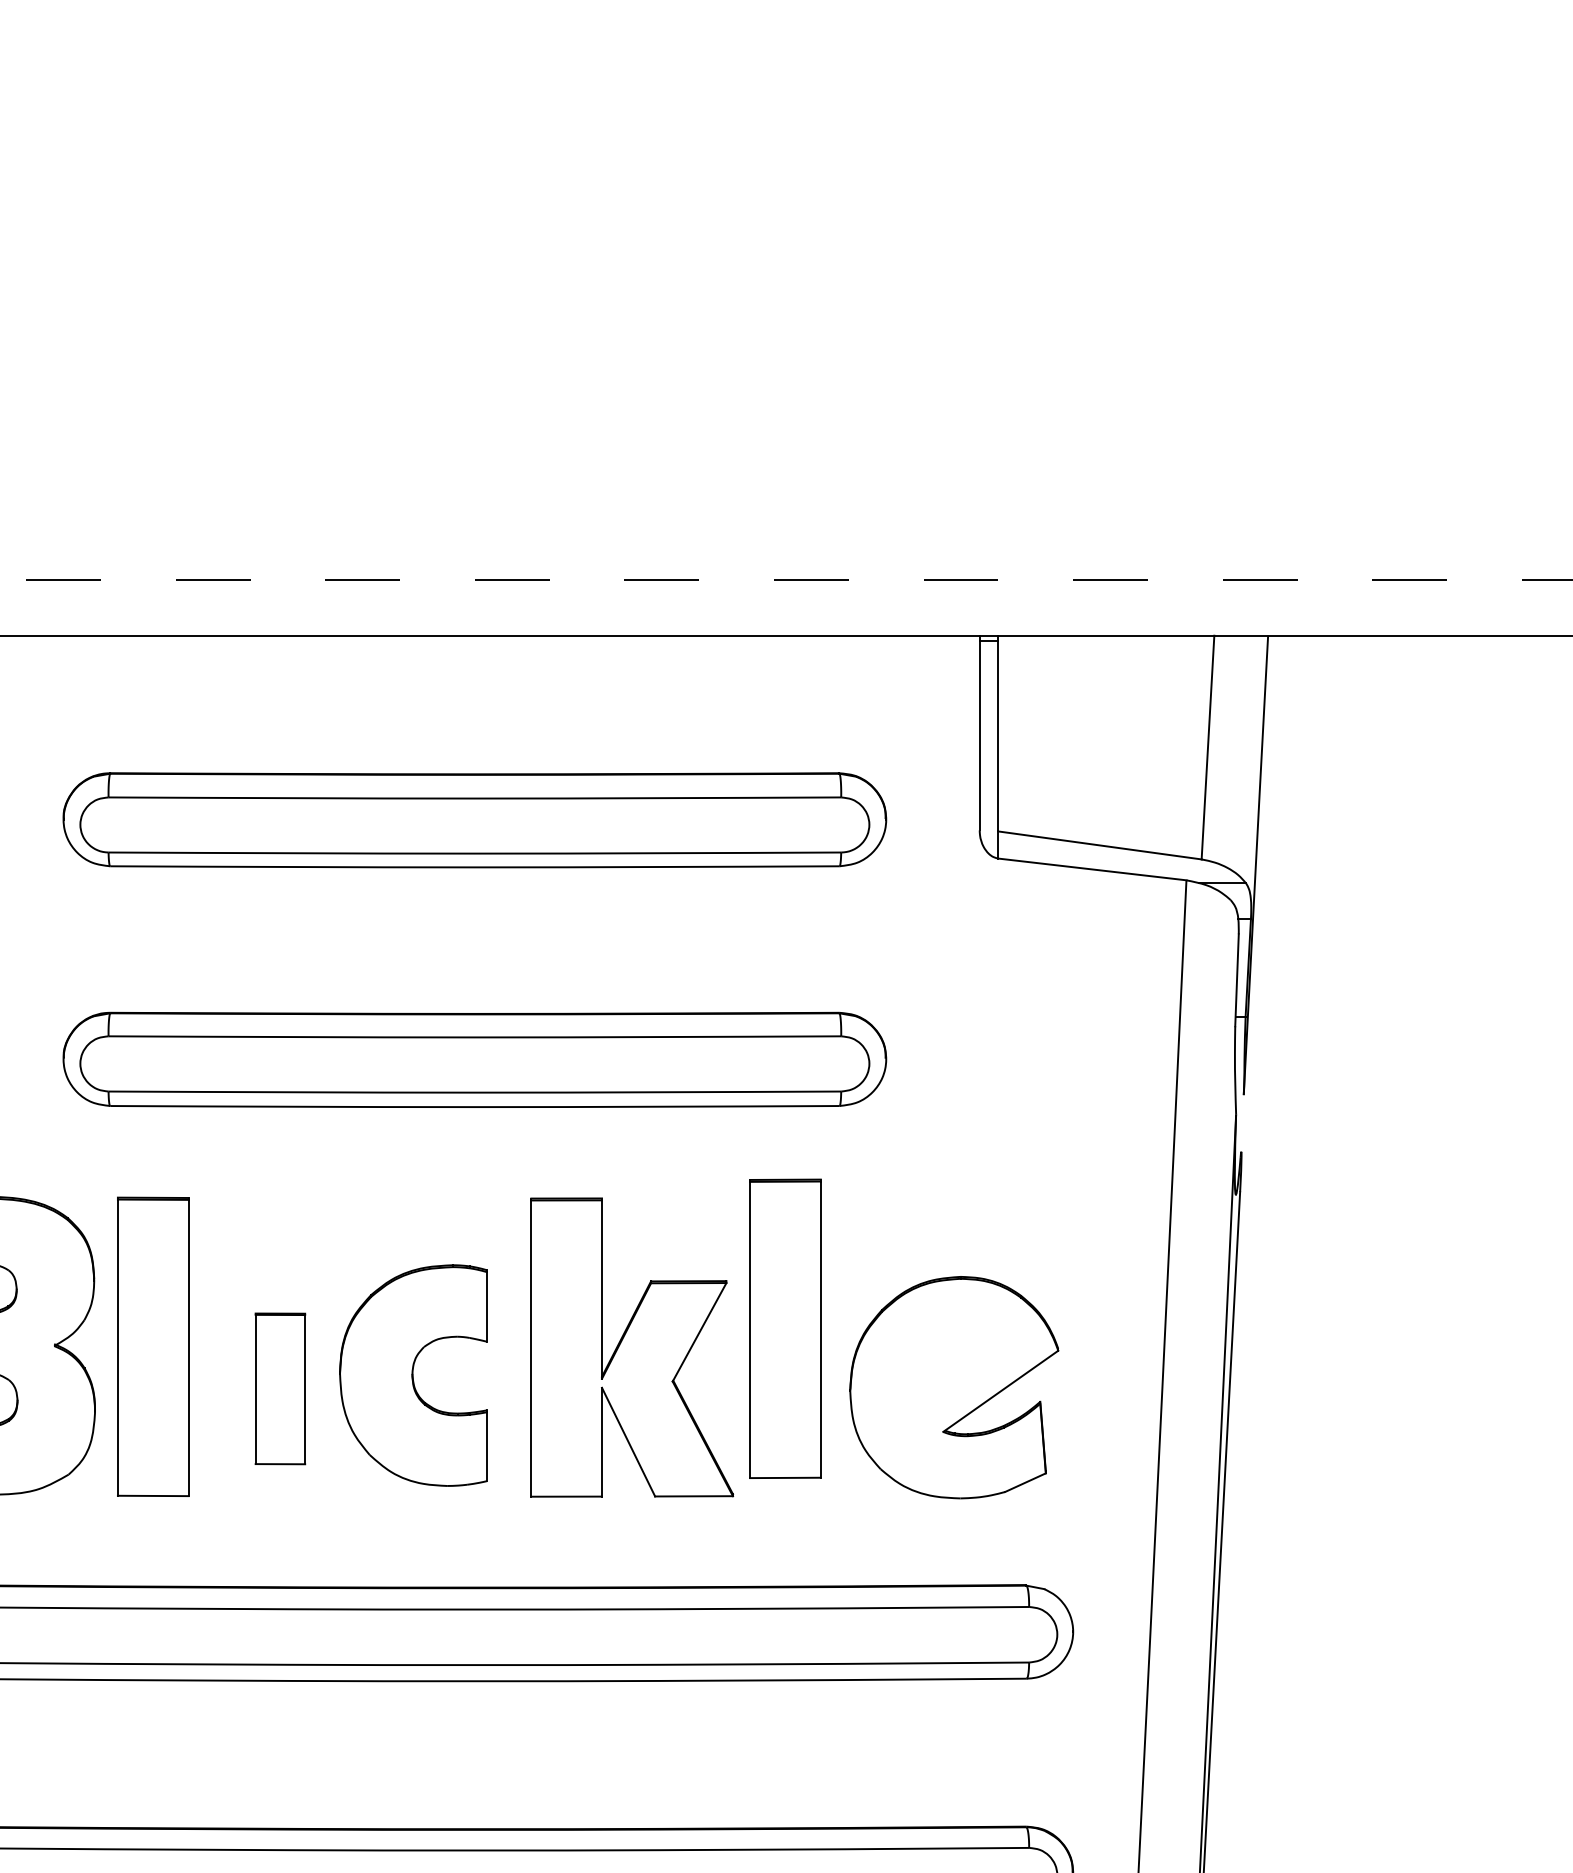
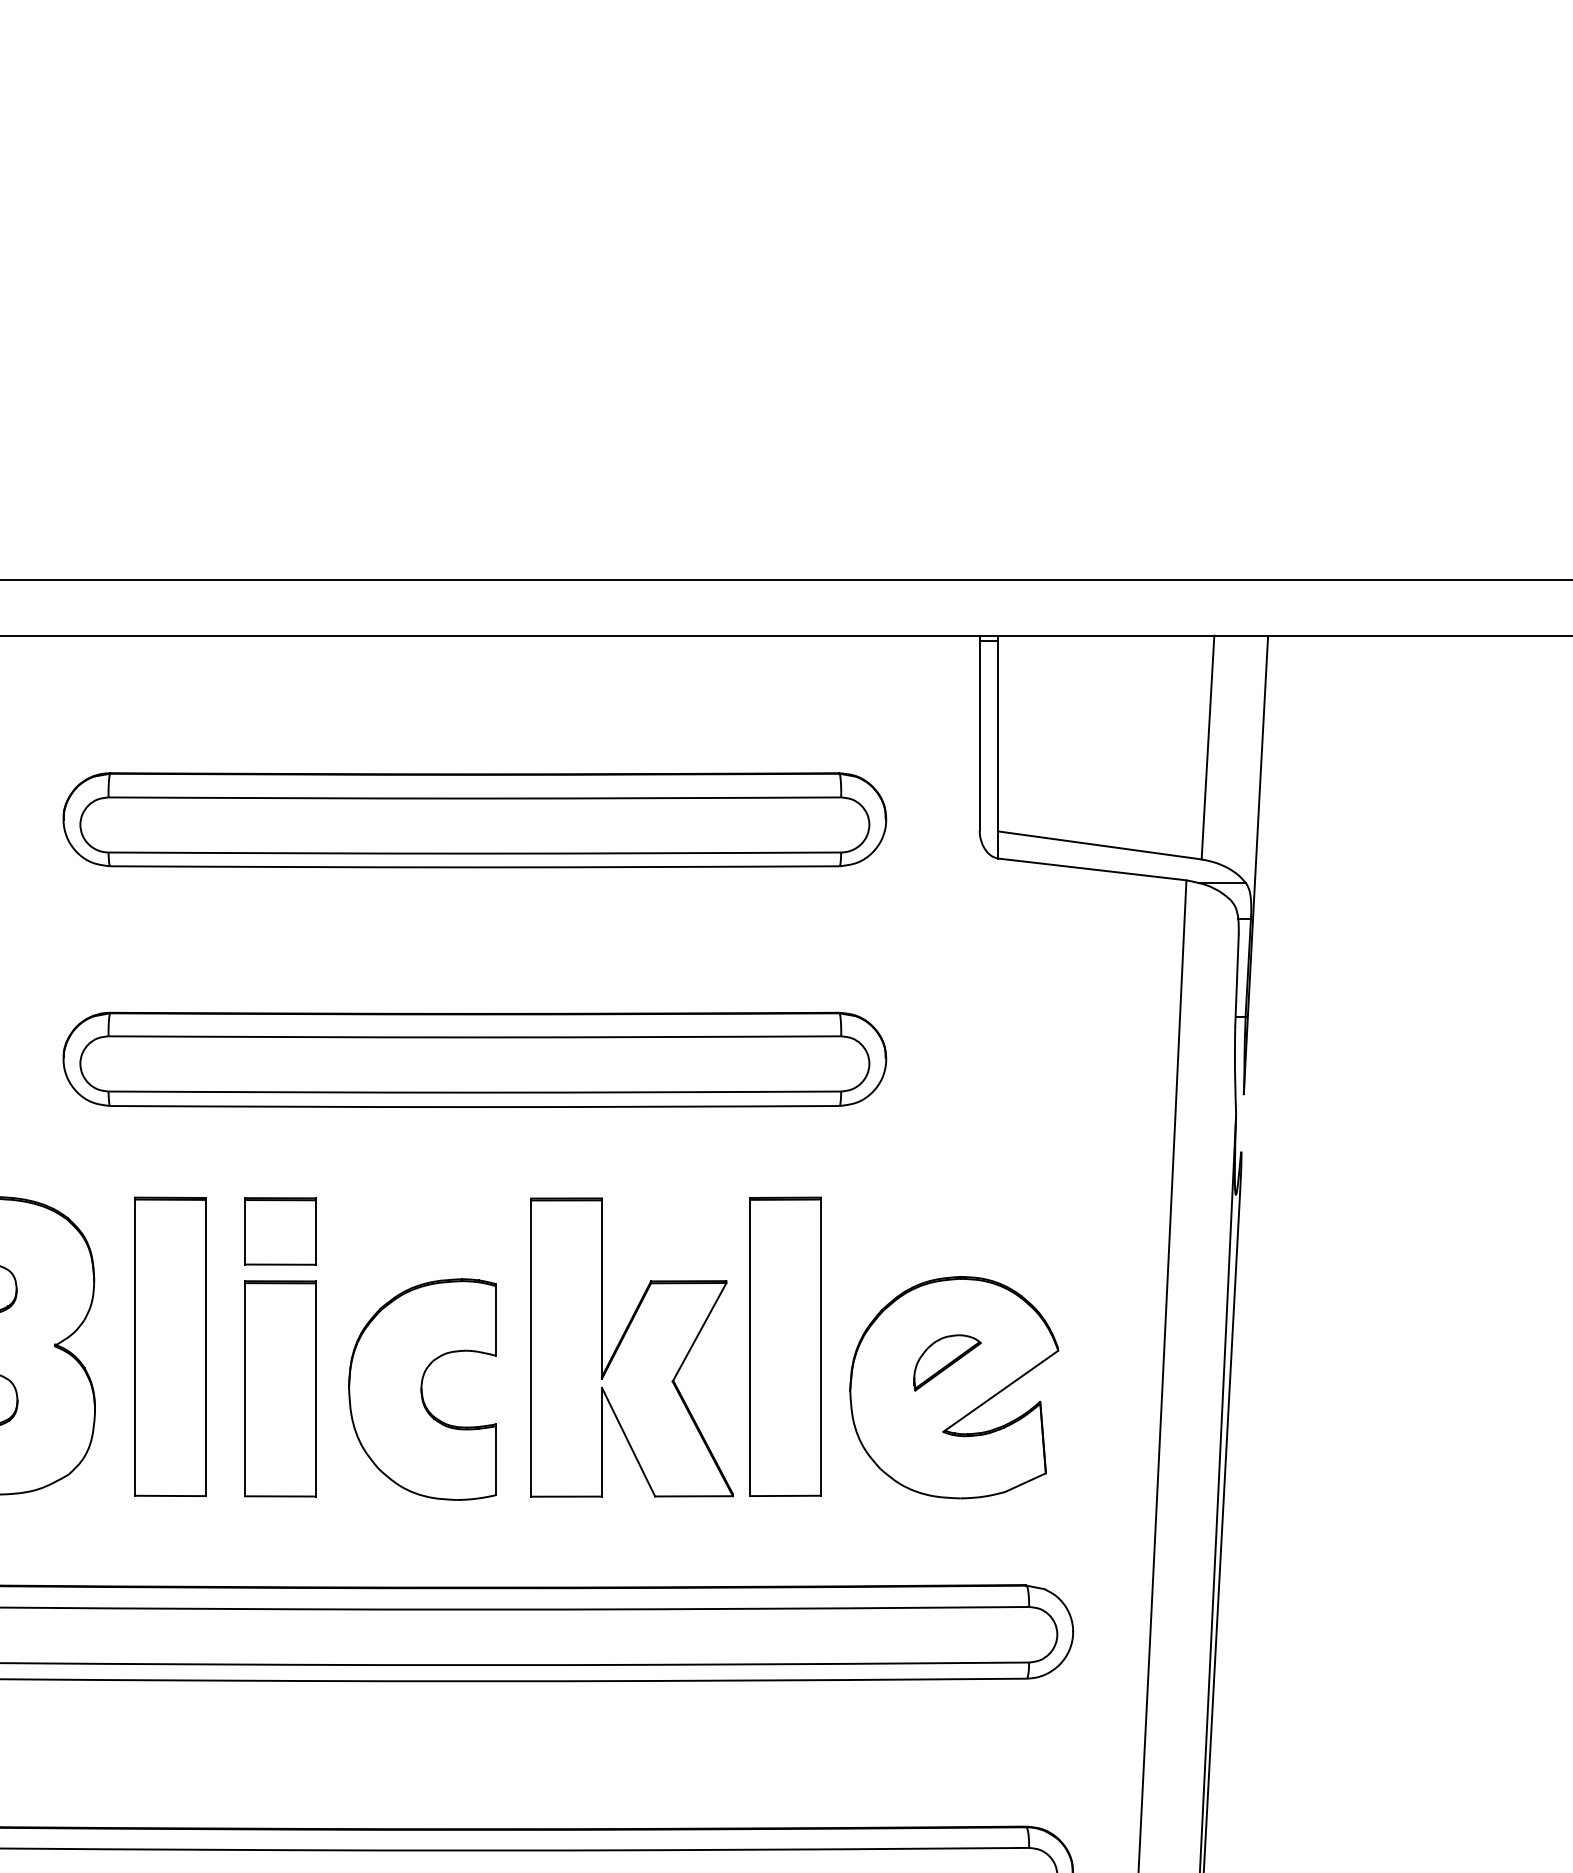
line: dashed -> solid (786, 579)
part: none -> present (280, 1231)
part position: (785, 1328) -> (785, 1346) (785, 1346)
part position: (153, 1346) -> (170, 1346) (170, 1346)
part: none -> present (947, 1362)
part position: (413, 1375) -> (422, 1389) (422, 1389)
part size: 53x154 px -> 73x218 px (280, 1388)
